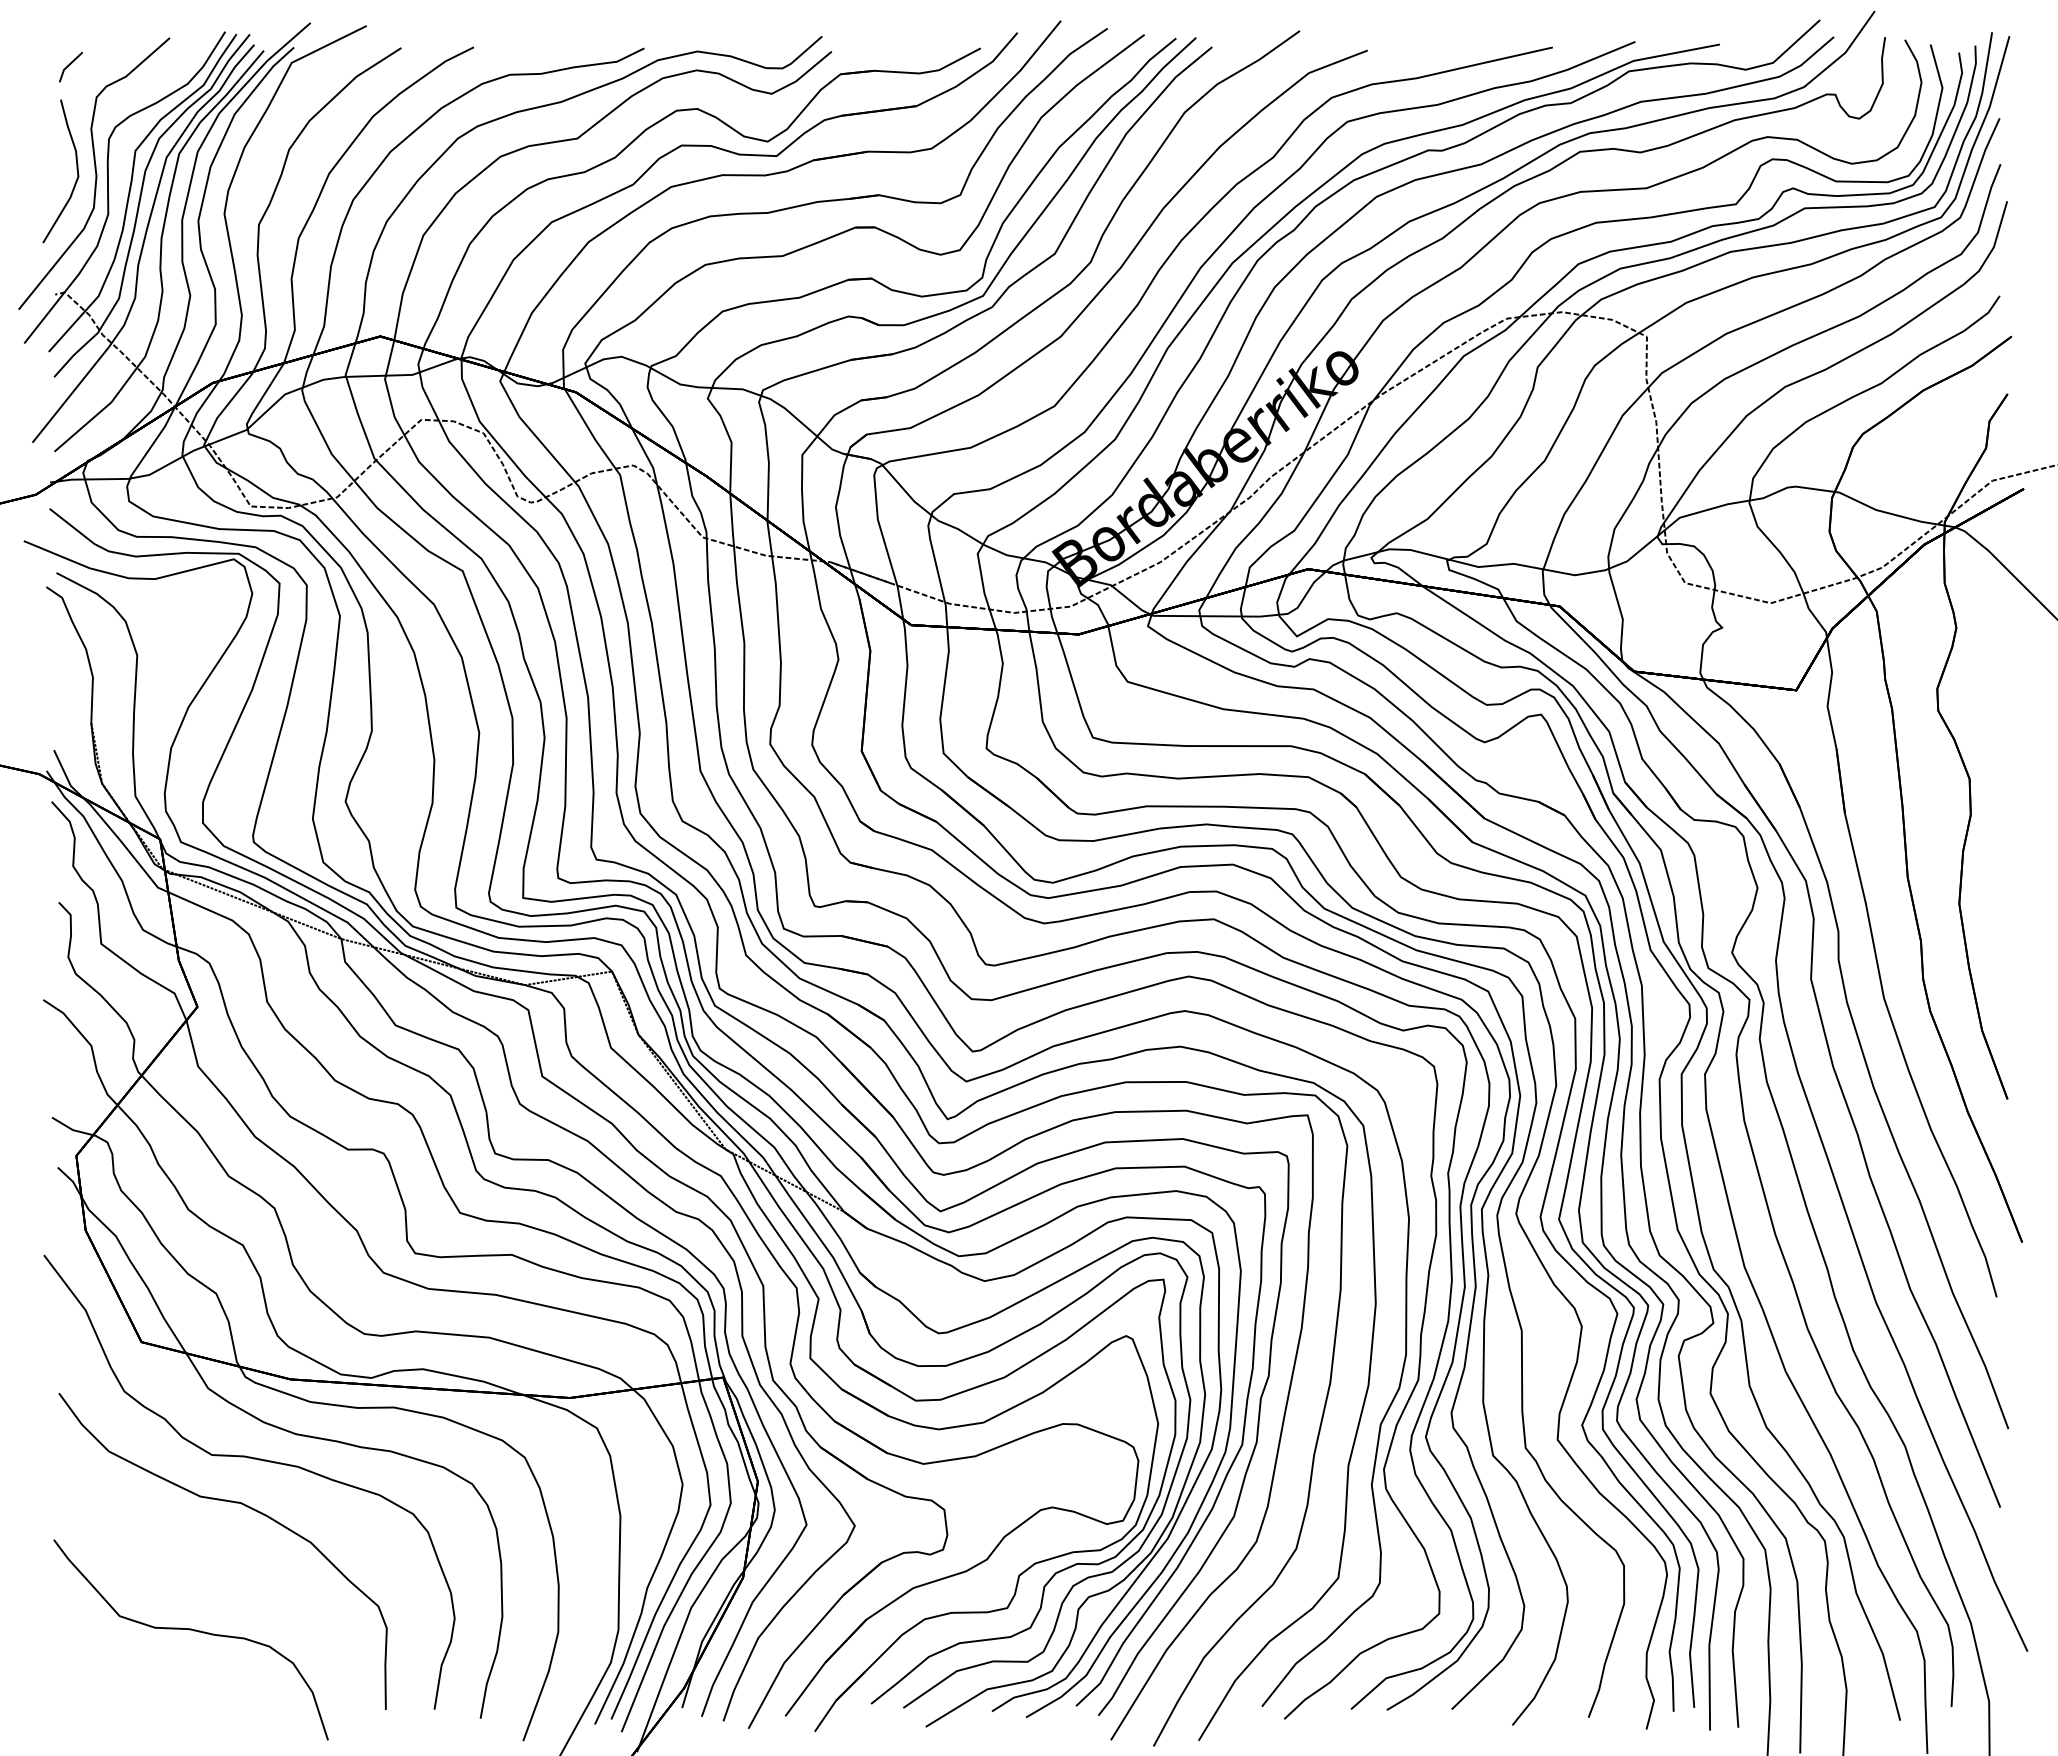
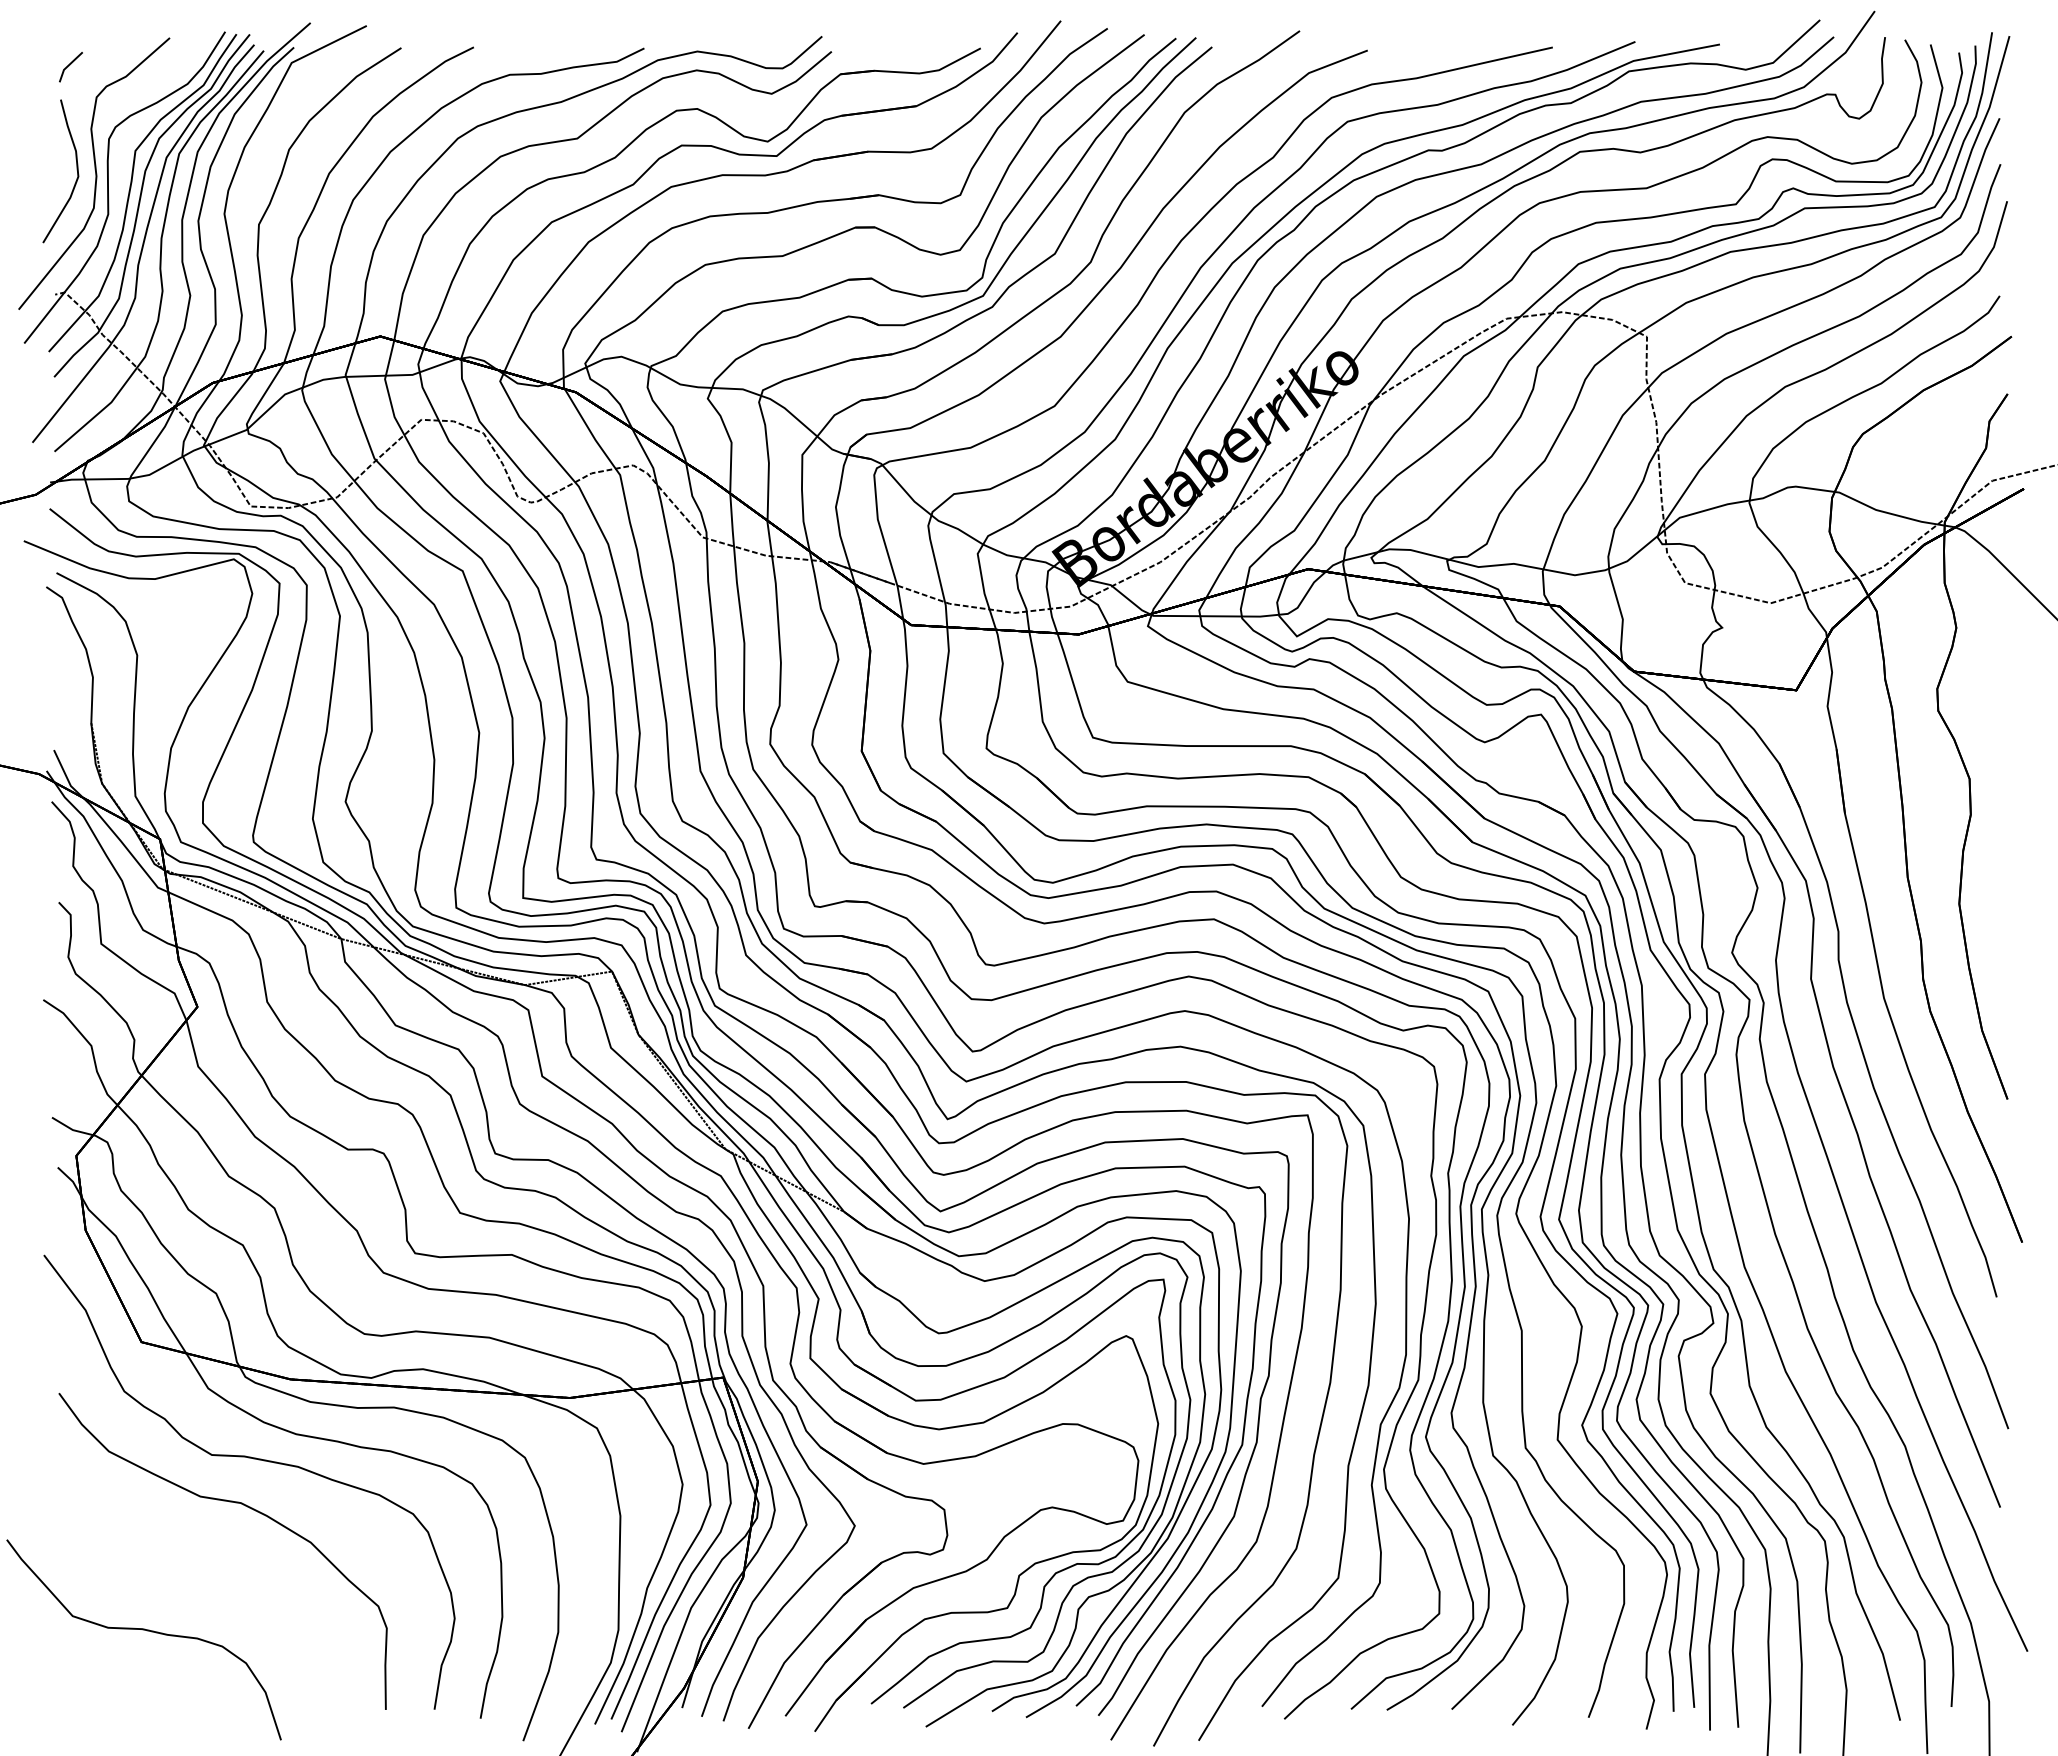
part position: (194, 1631) -> (147, 1631) (147, 1631)
